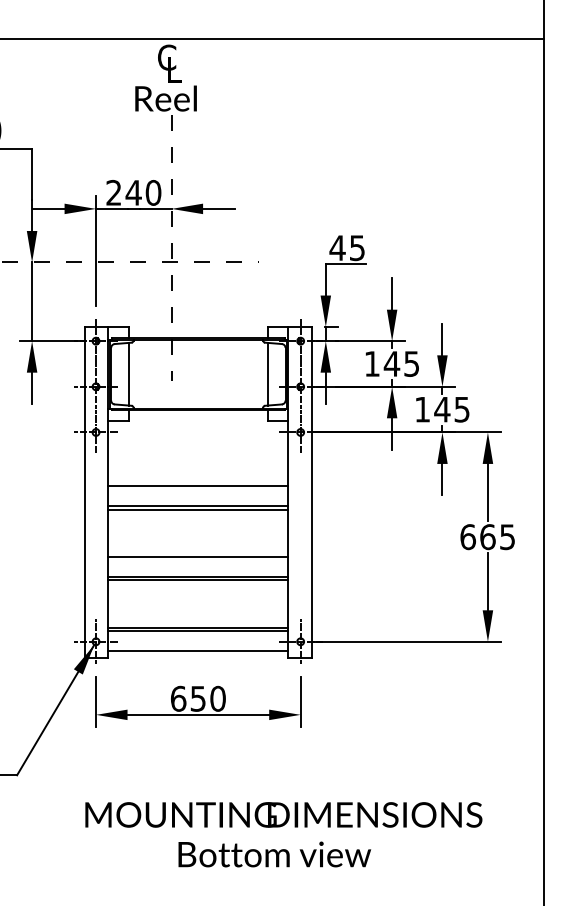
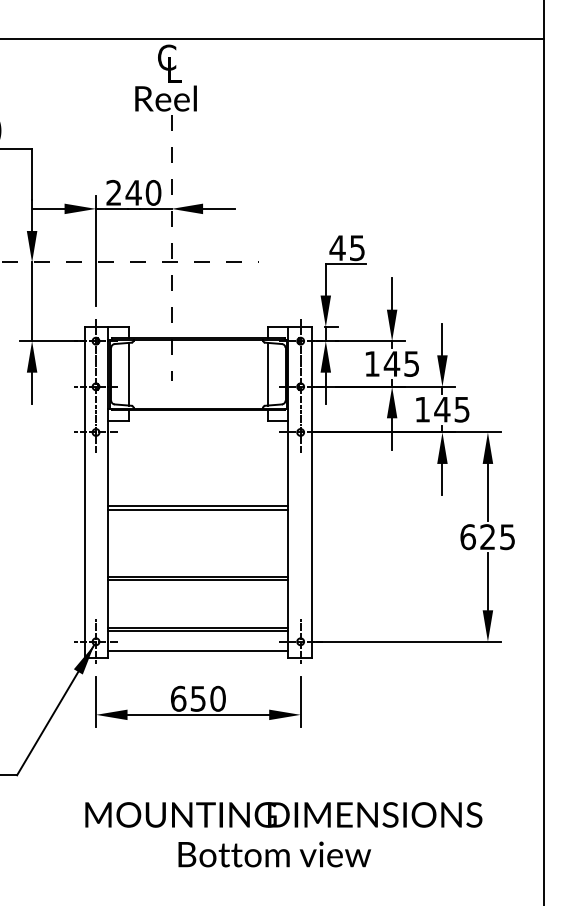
line: present -> none (198, 485)
text: 665 -> 625 (487, 537)
line: present -> none (198, 556)
